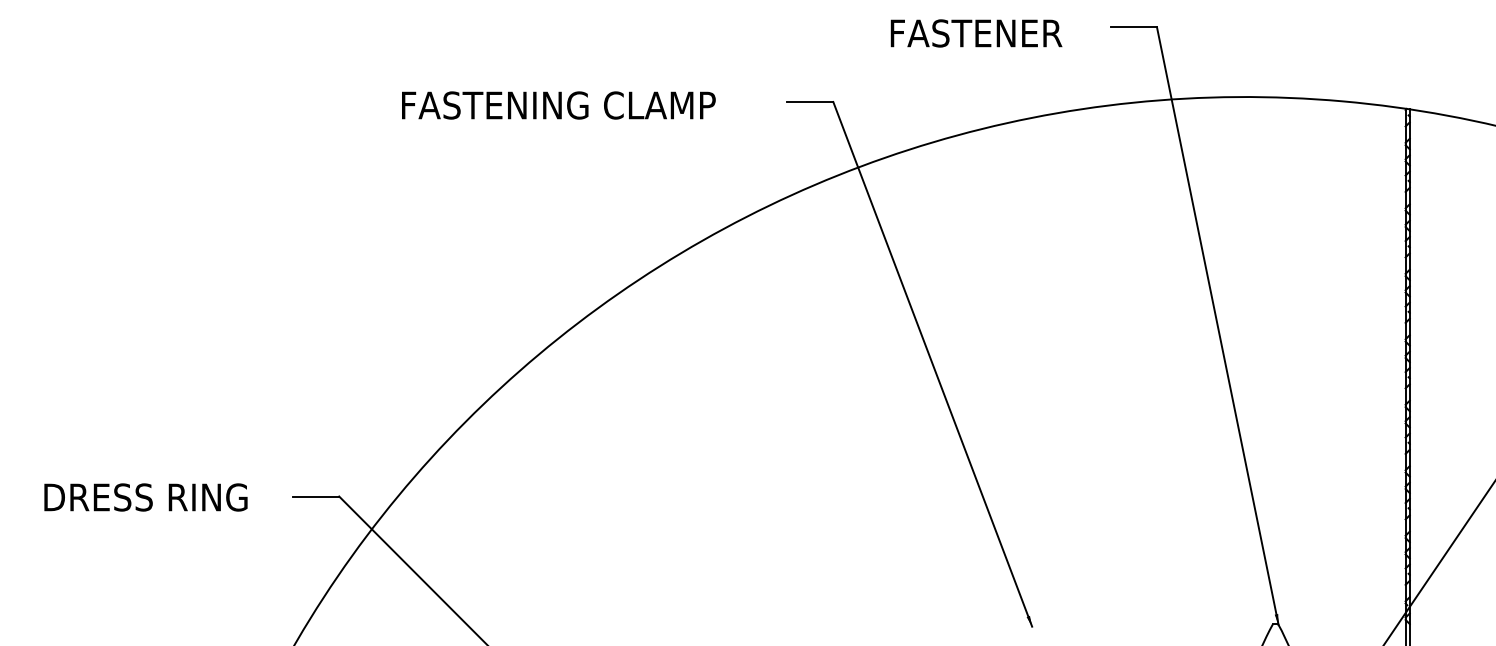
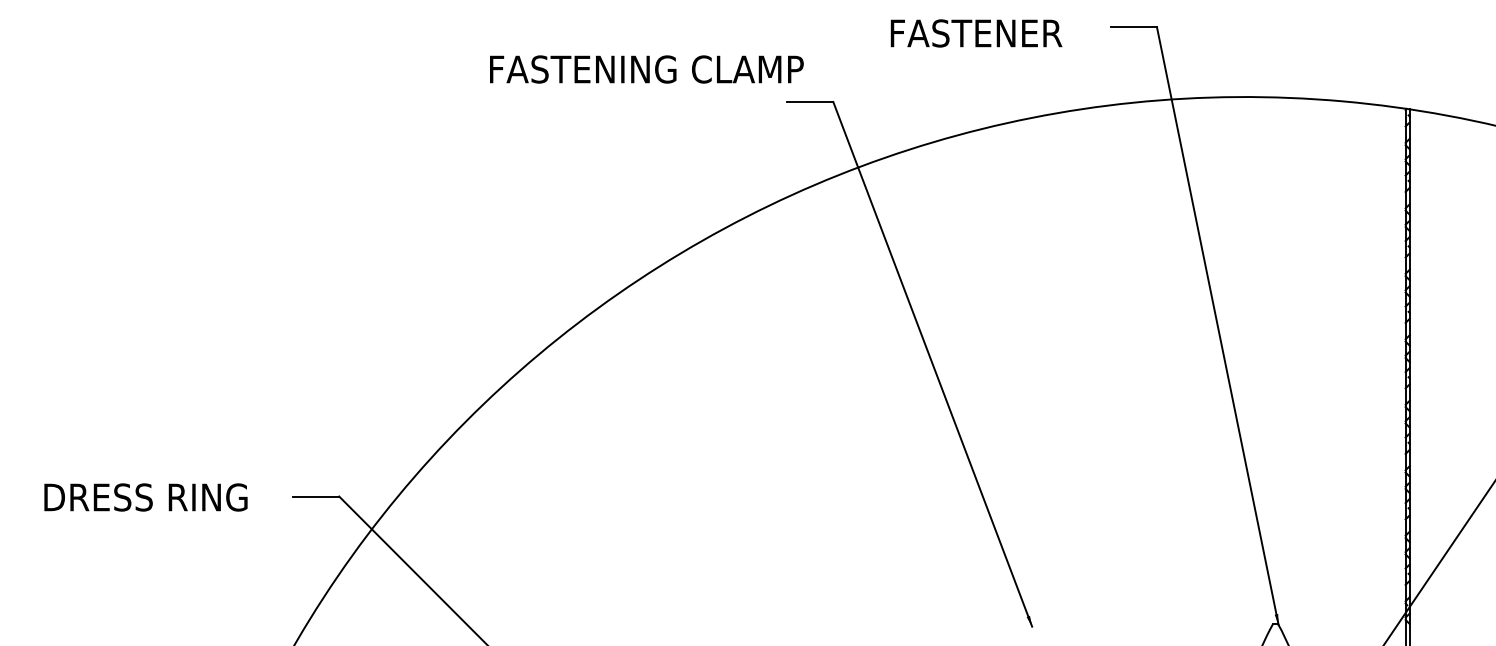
text position: (558, 105) -> (646, 69) (646, 69)
